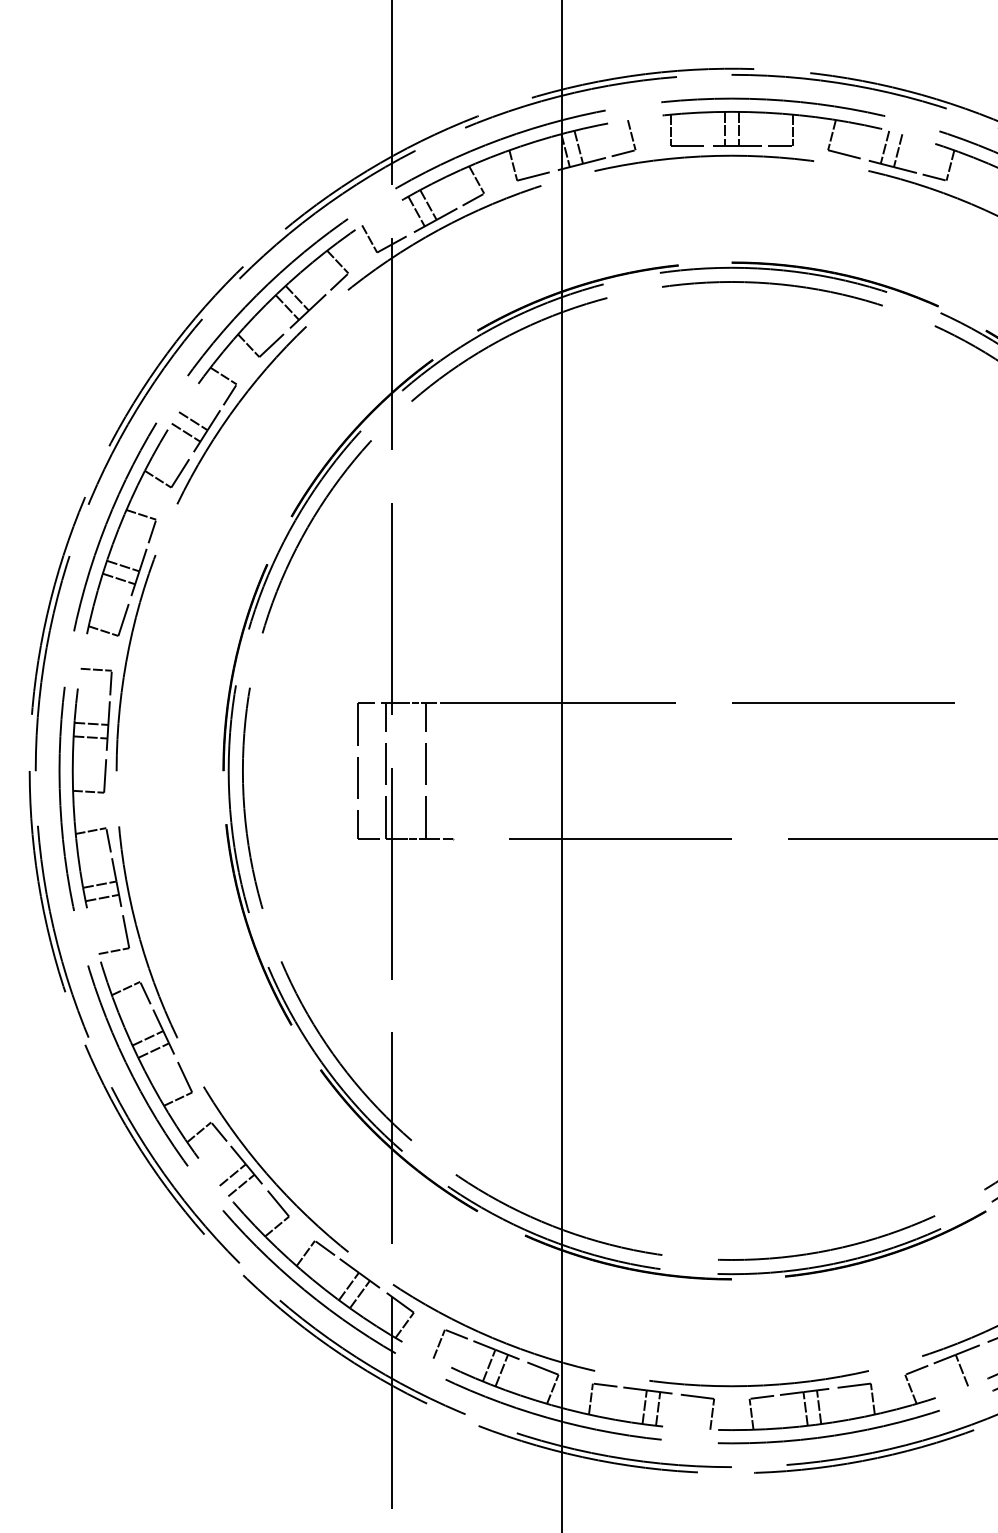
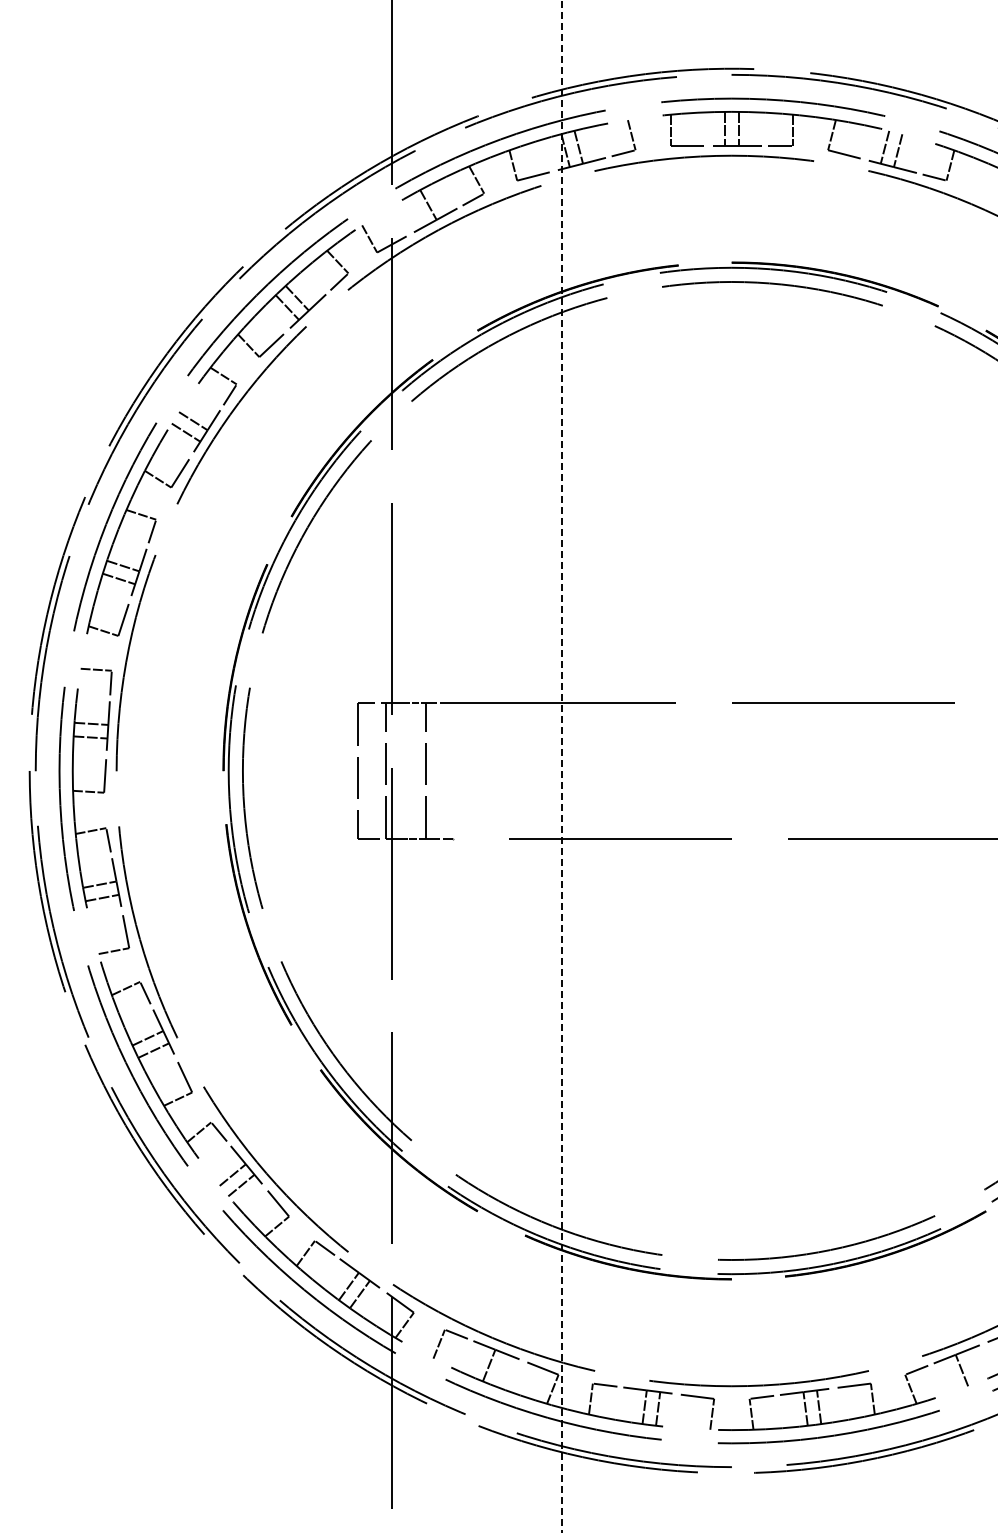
line: present -> none (416, 211)
line: solid -> dashed (562, 766)
line: present -> none (501, 1370)
